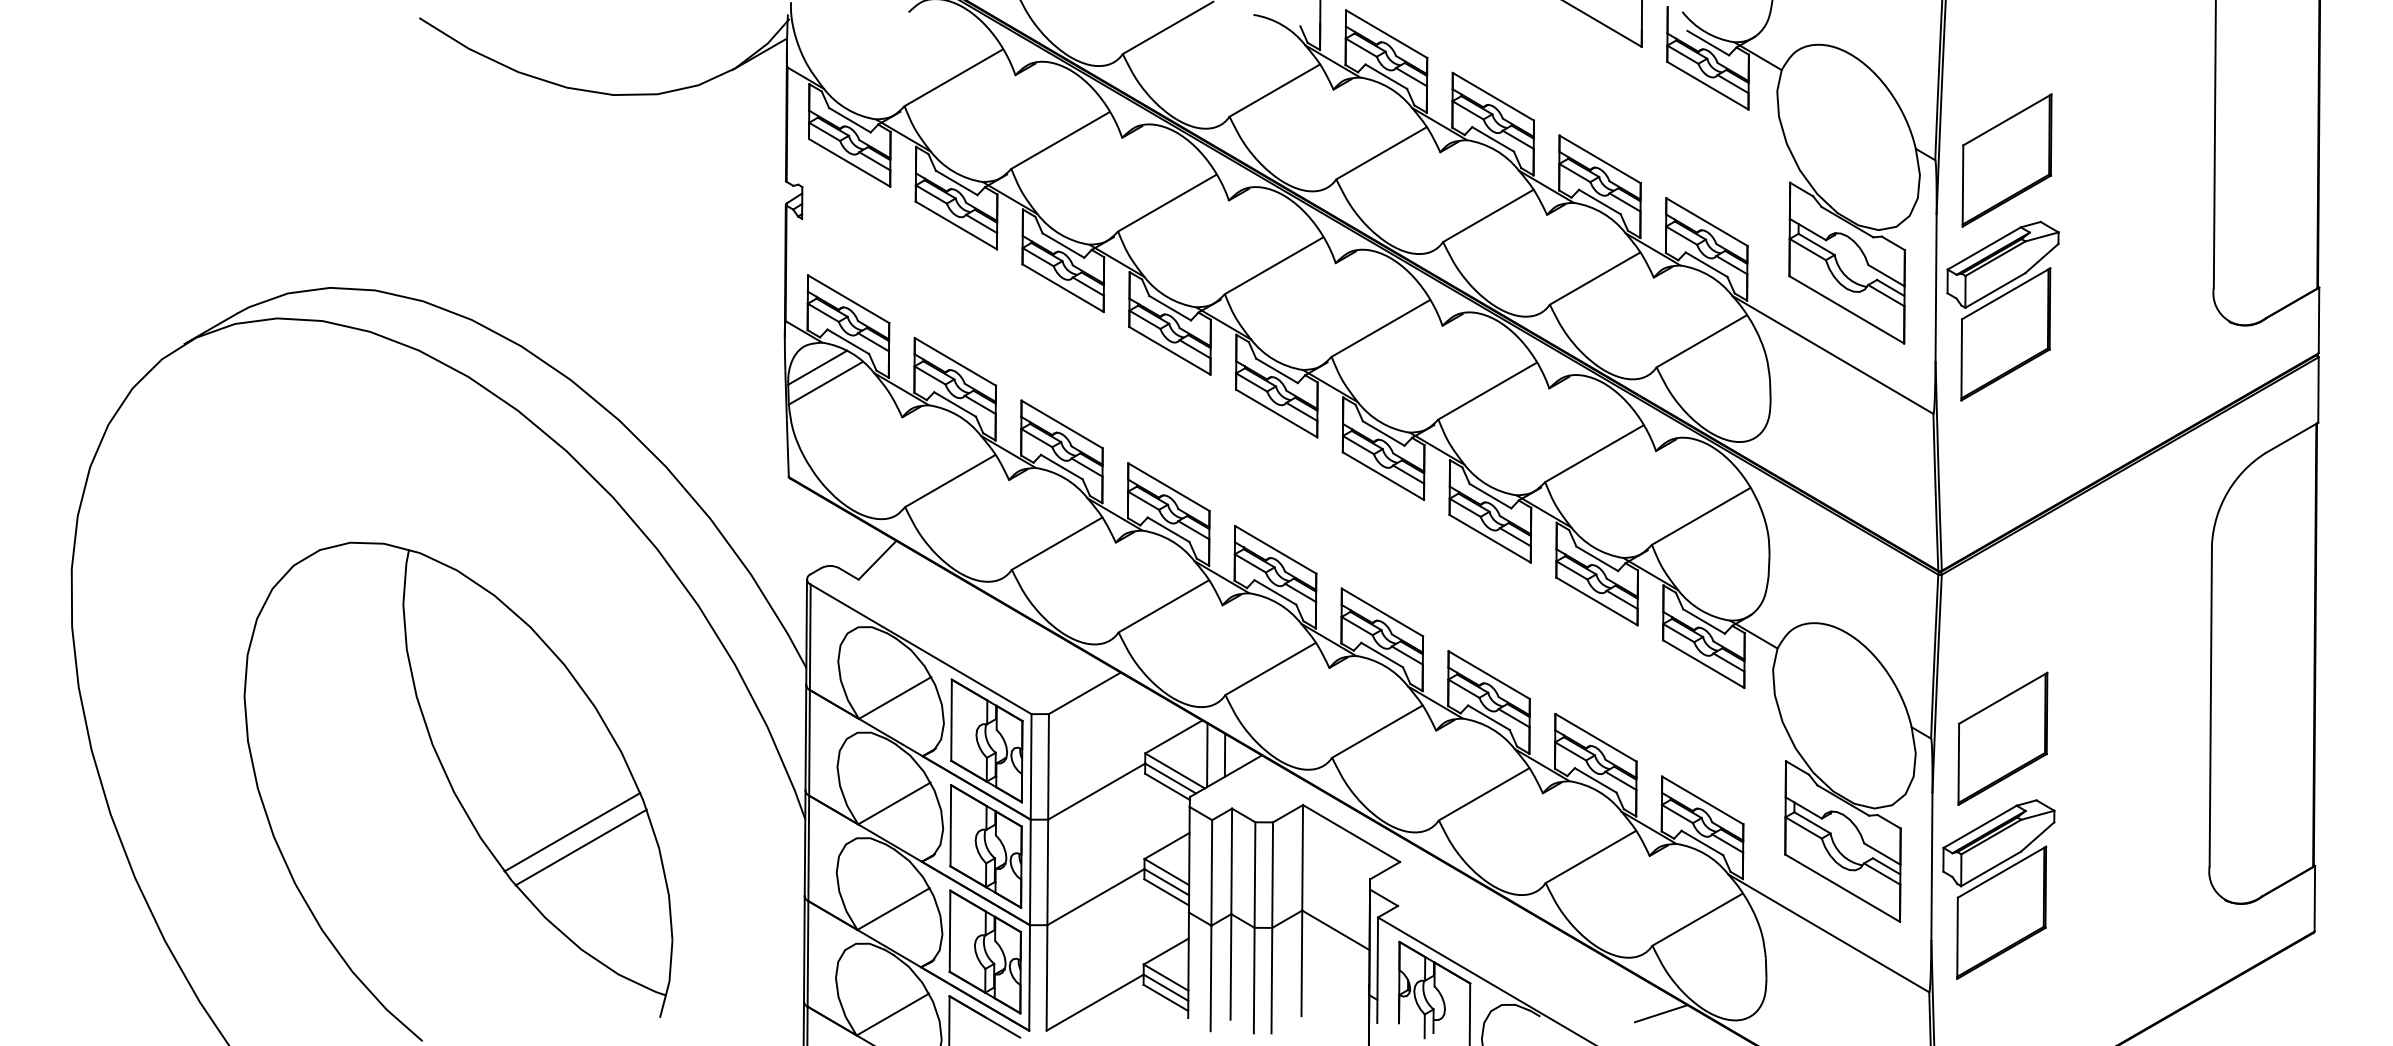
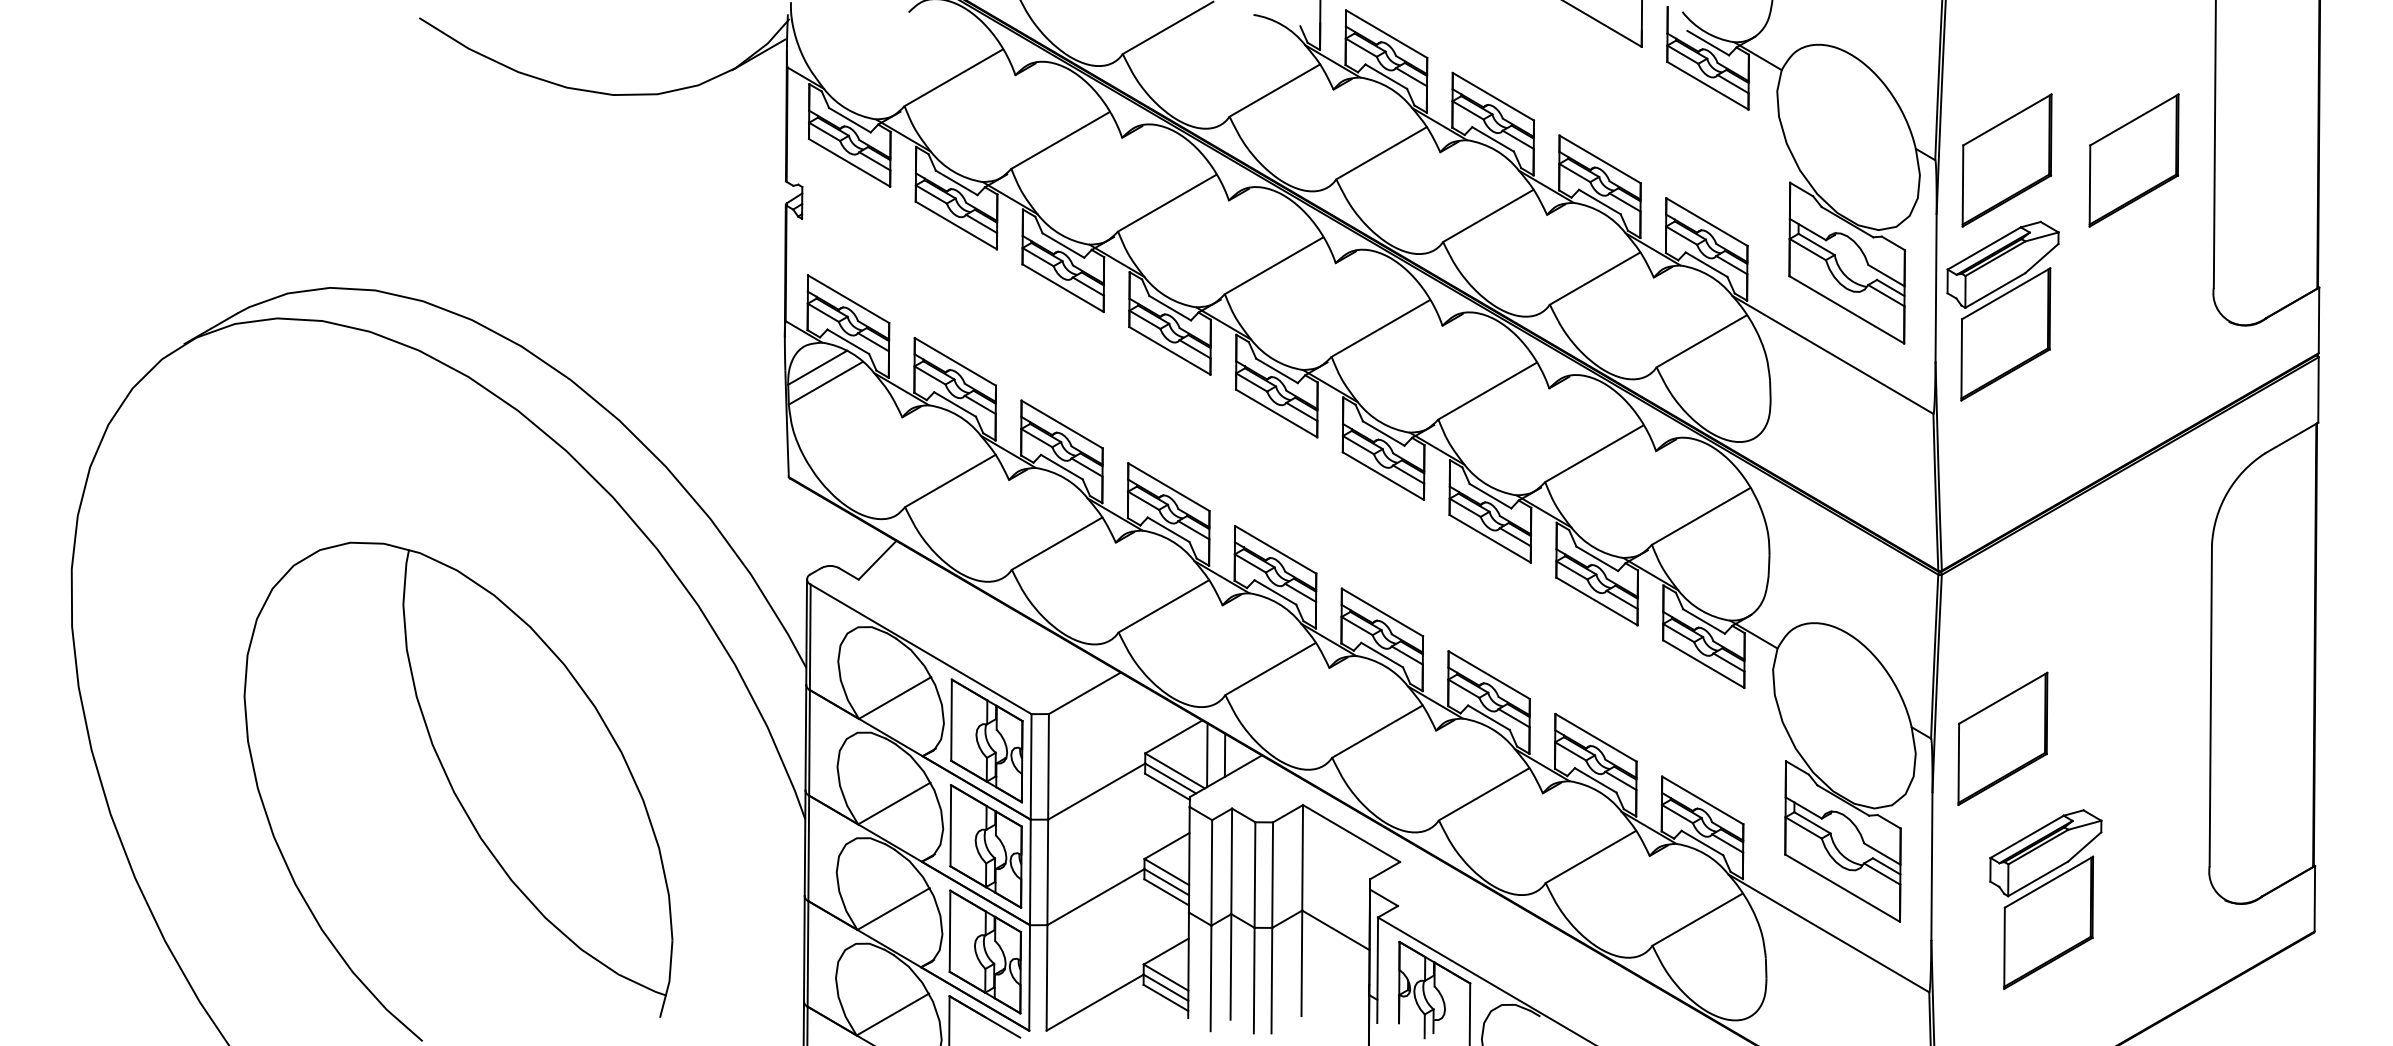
part: none -> present (2133, 160)
line: present -> none (572, 832)
line: present -> none (580, 847)
part position: (1998, 889) -> (2045, 899) (2045, 899)
line: present -> none (1660, 1013)
